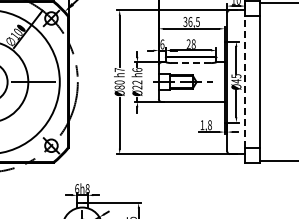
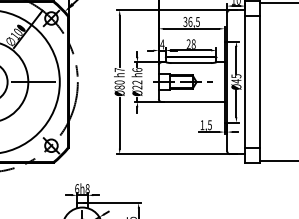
text: 6 -> 4 (162, 44)
line: dashed -> solid (191, 63)
line: dashed -> solid (245, 82)
text: 1,8 -> 1,5 (209, 124)
